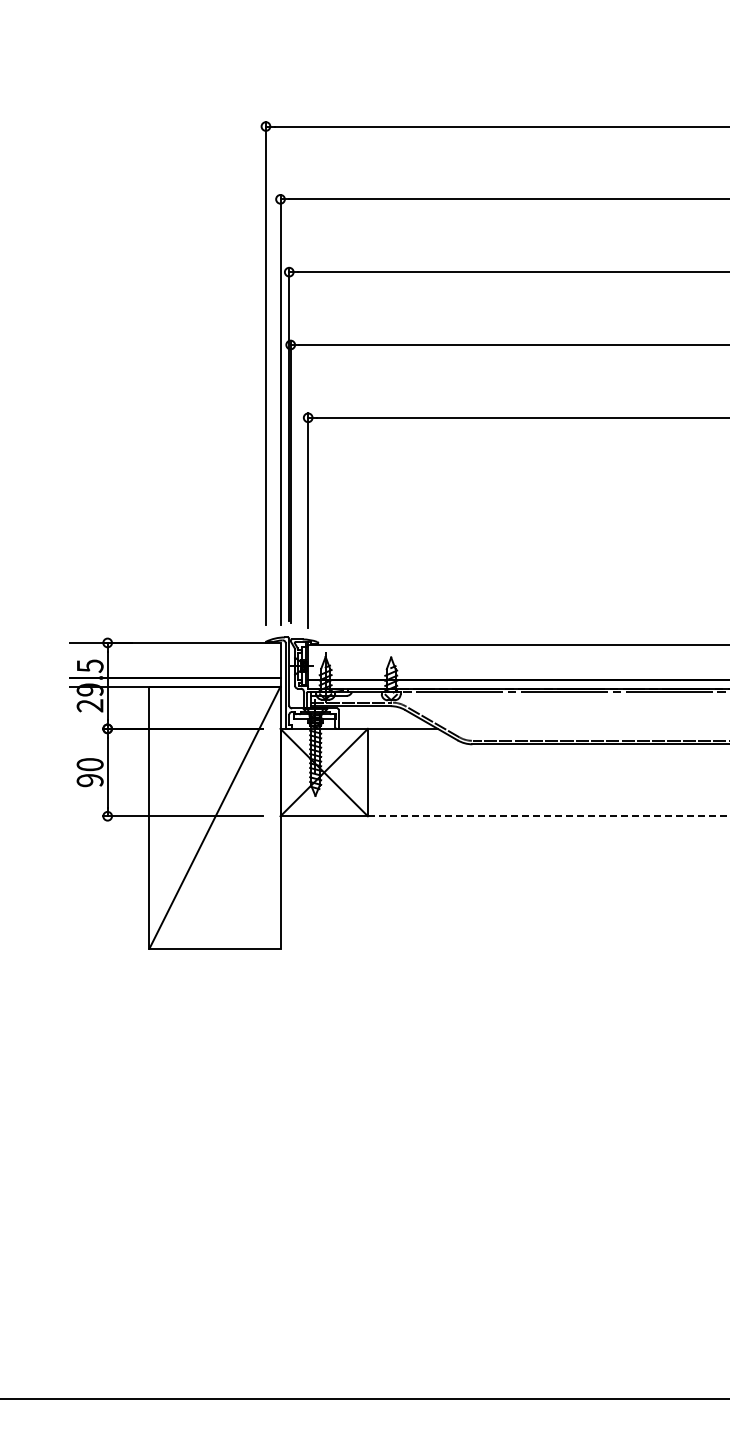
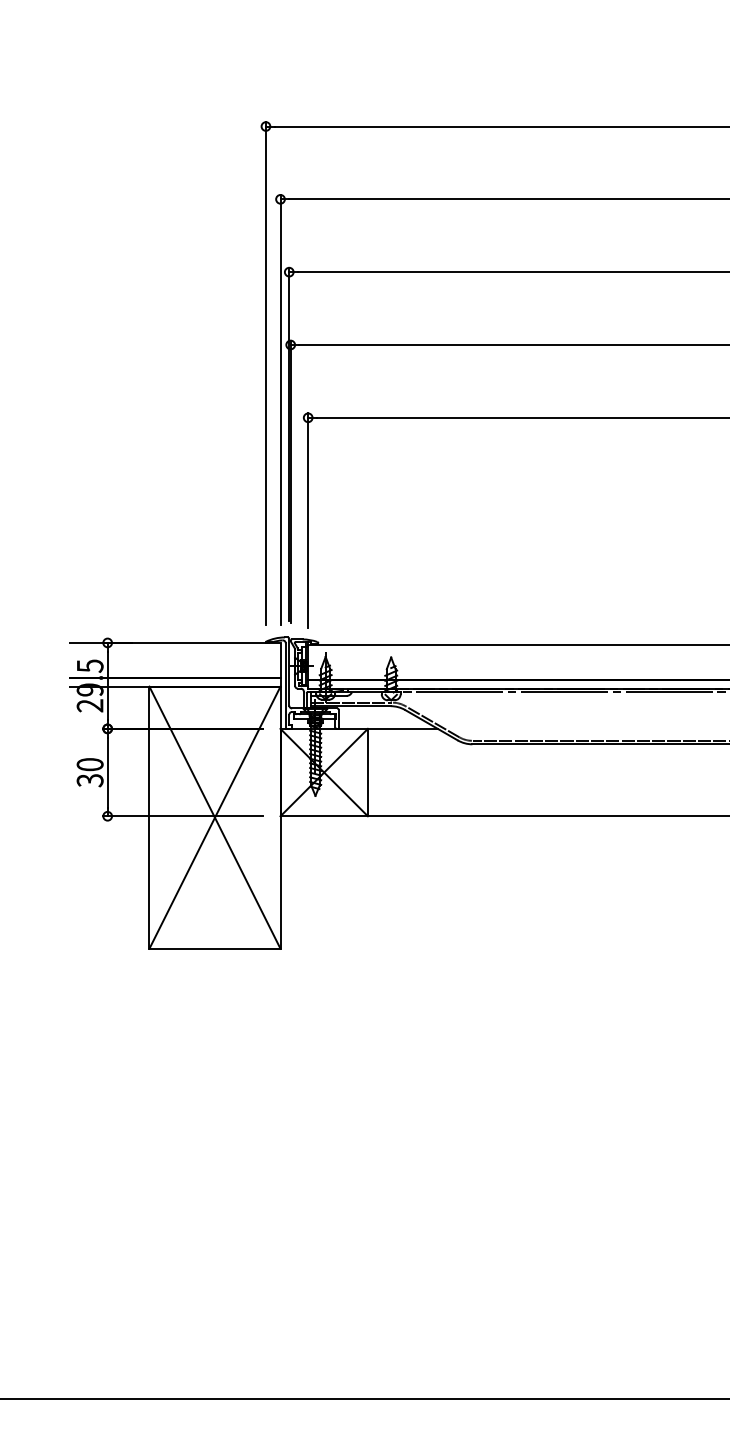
text: 90 -> 30 (89, 780)
line: dashed -> solid (548, 816)
line: none -> present (214, 817)
